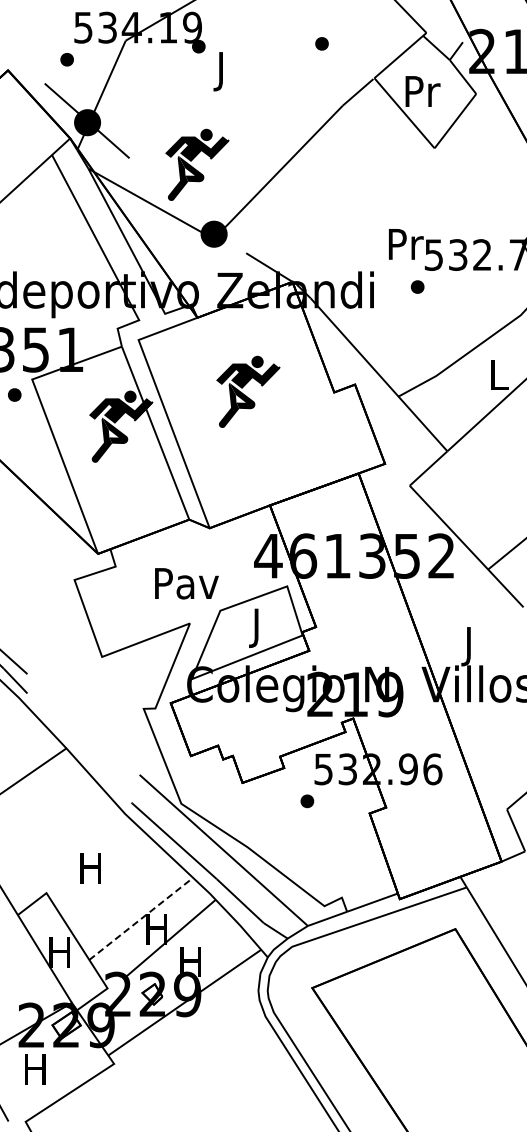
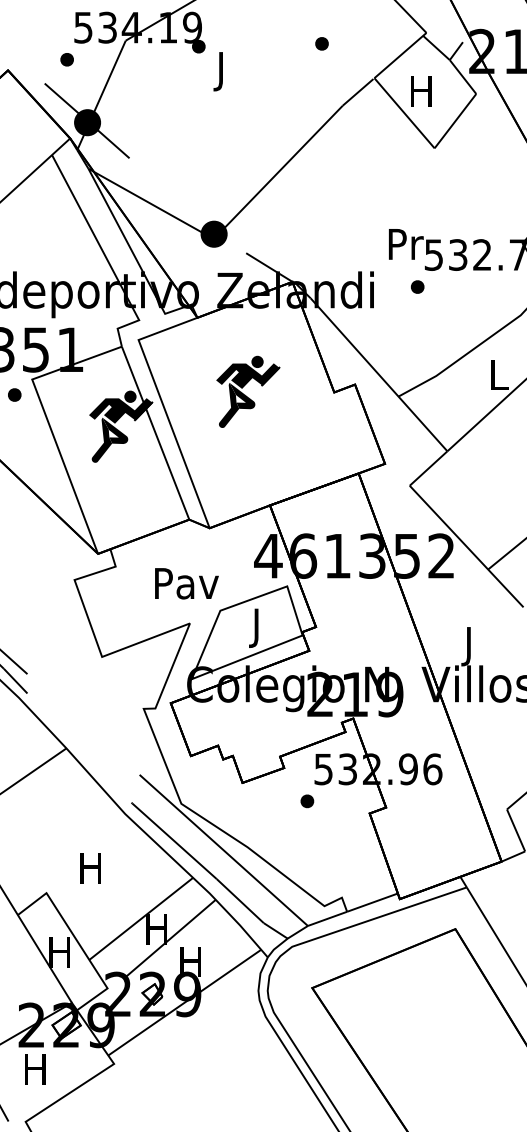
text: Pr -> H (422, 91)
part: present -> none (197, 164)
line: dashed -> solid (141, 918)
